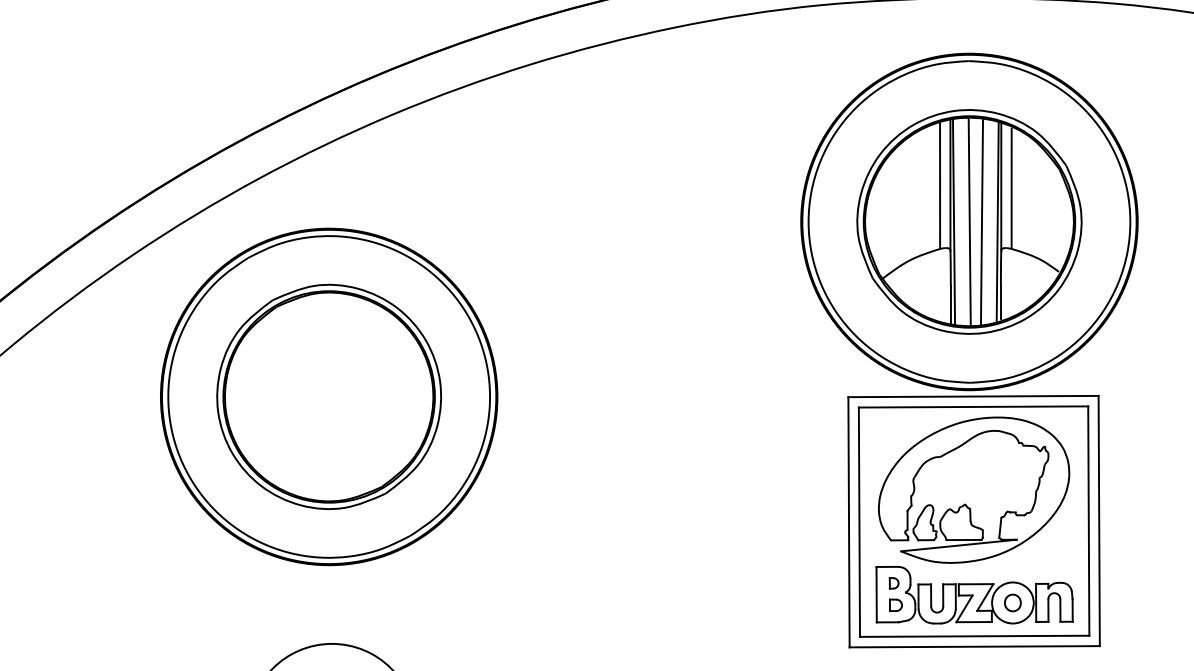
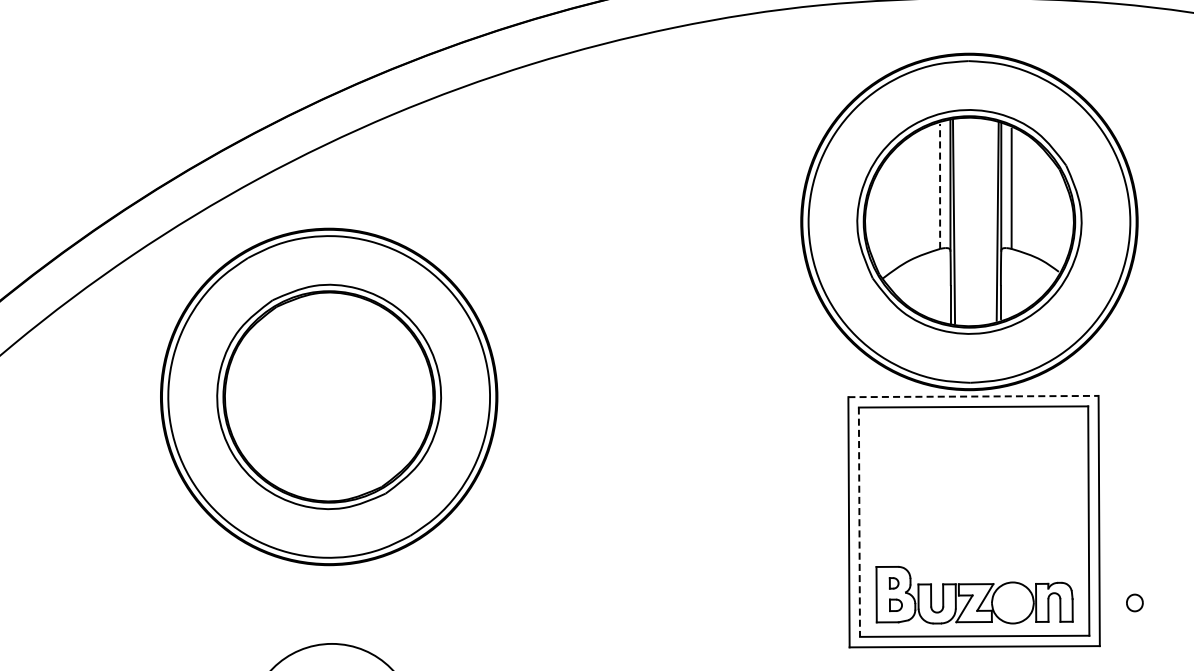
line: solid -> dashed (940, 185)
line: present -> none (969, 221)
line: present -> none (981, 222)
line: solid -> dashed (973, 396)
part: present -> none (965, 503)
line: solid -> dashed (859, 522)
part position: (1012, 602) -> (1134, 602) (1134, 602)
